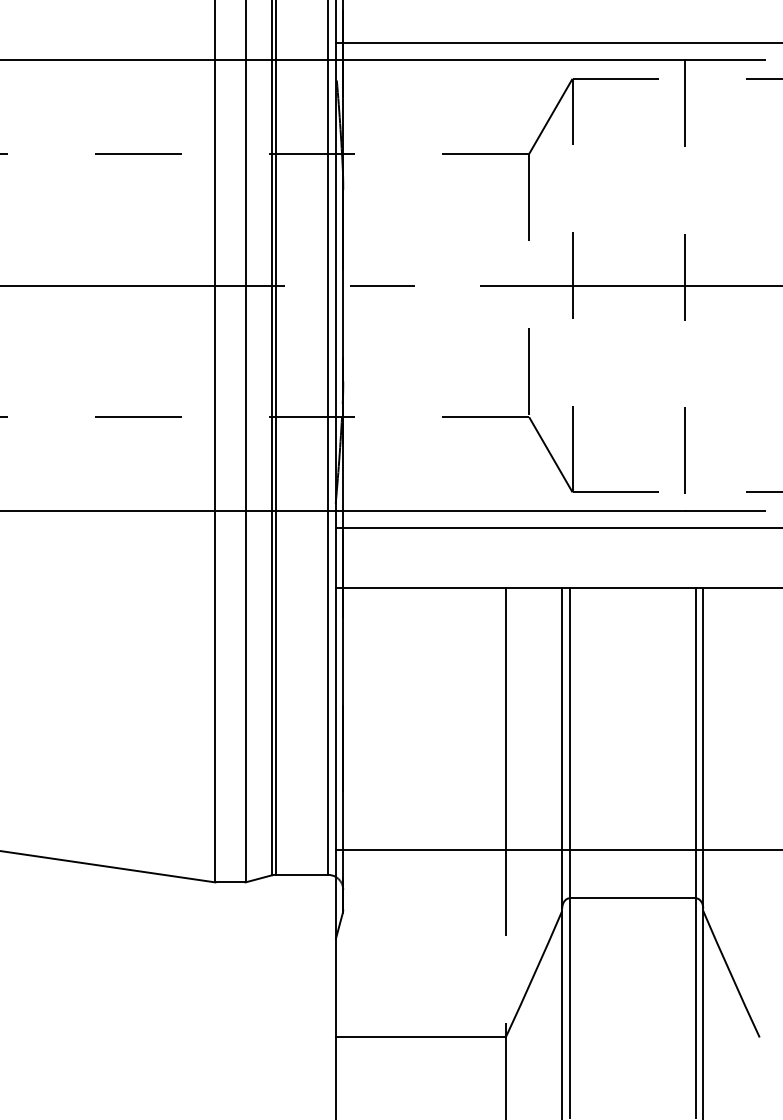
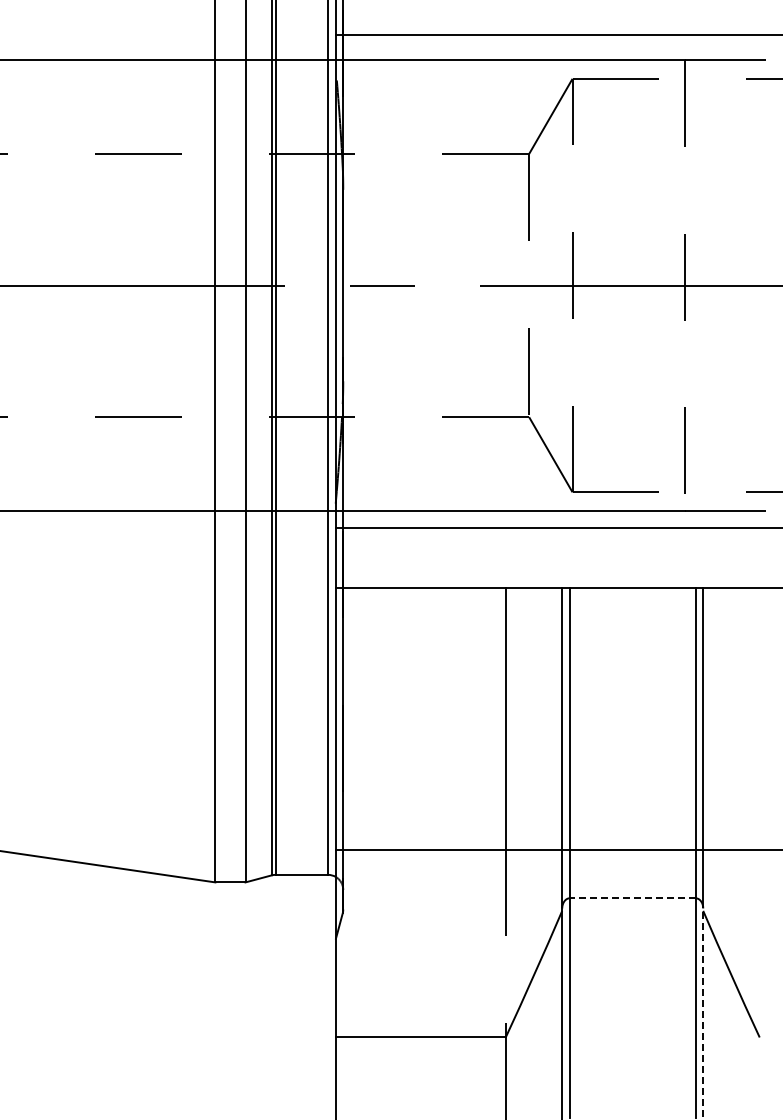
line position: (557, 43) -> (557, 35) (557, 35)
line: solid -> dashed (632, 898)
line: solid -> dashed (703, 1014)
